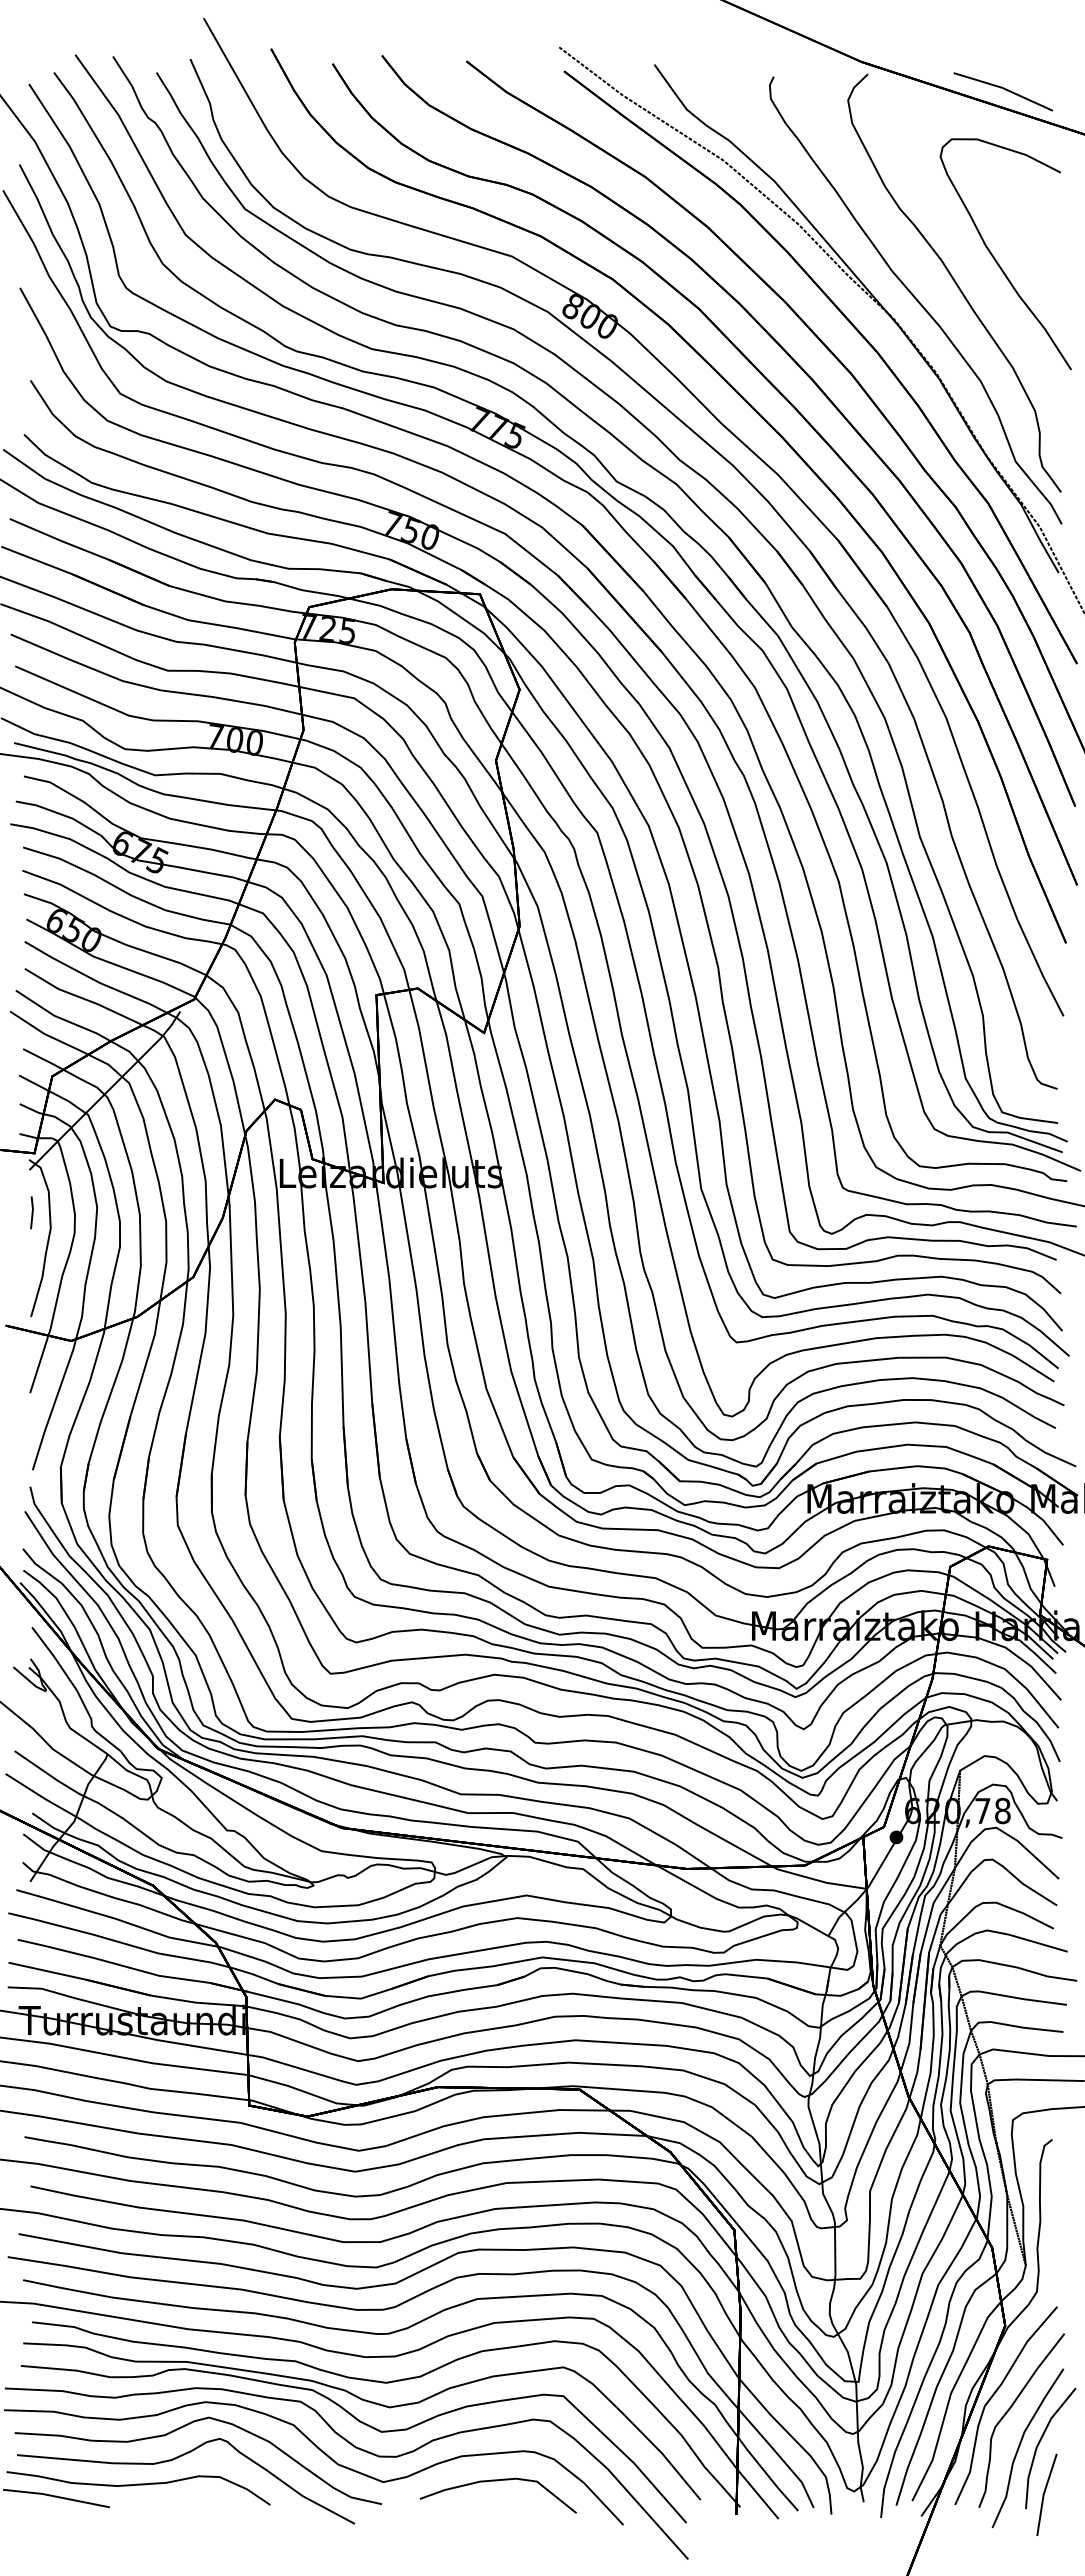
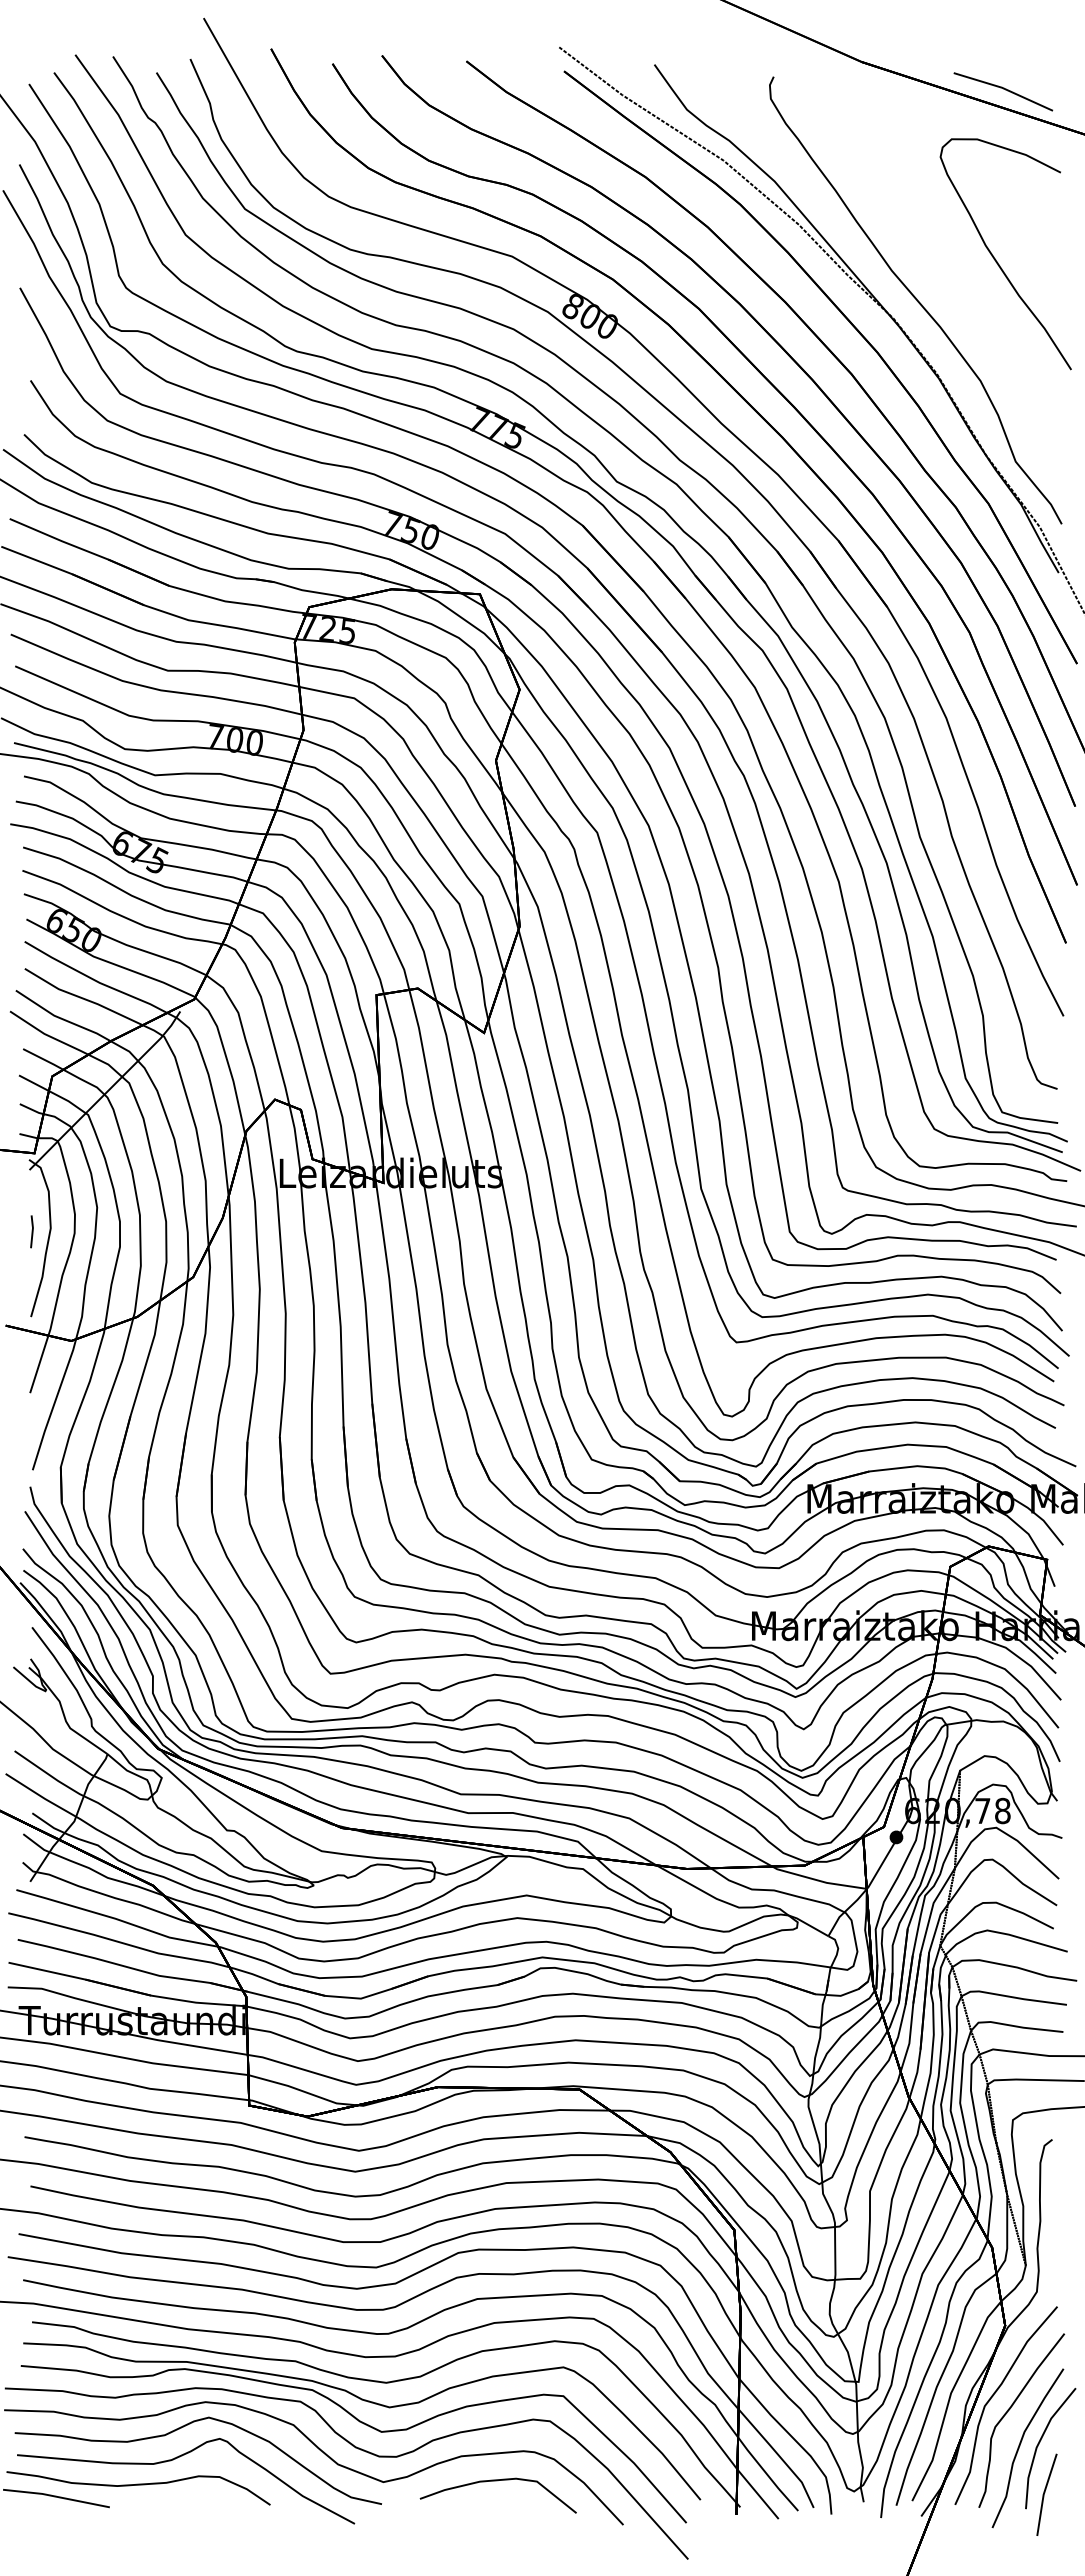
curve: present -> none (954, 282)
line position: (31, 1212) -> (31, 1231) (31, 1231)
